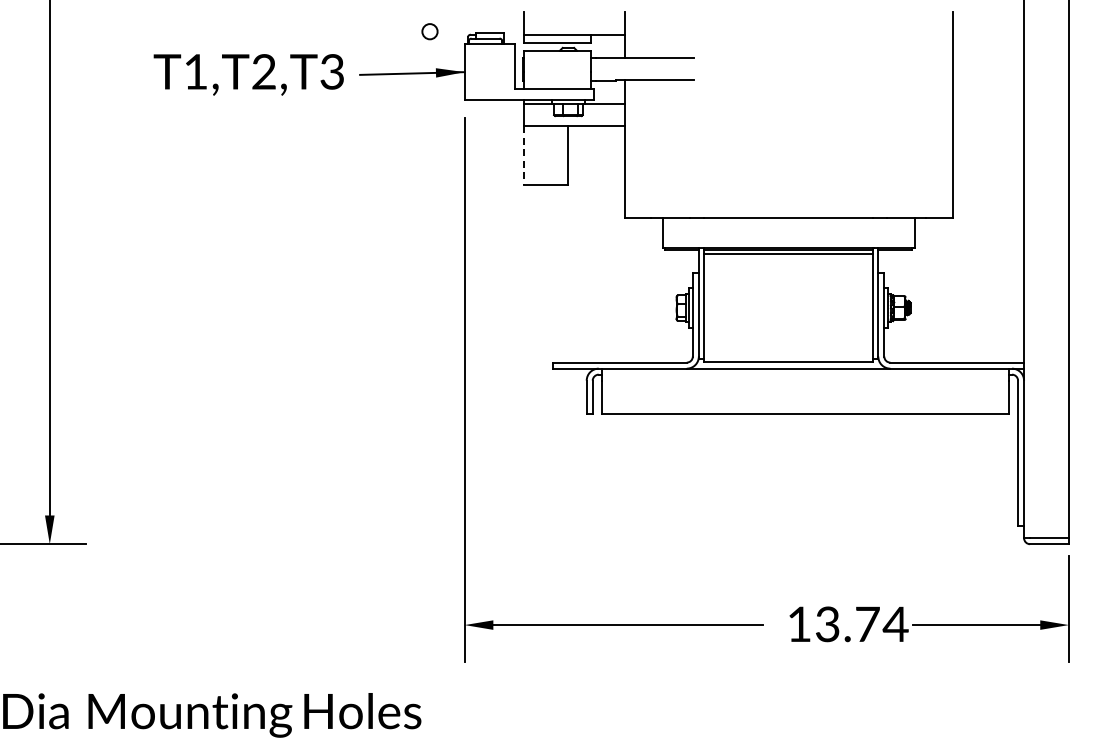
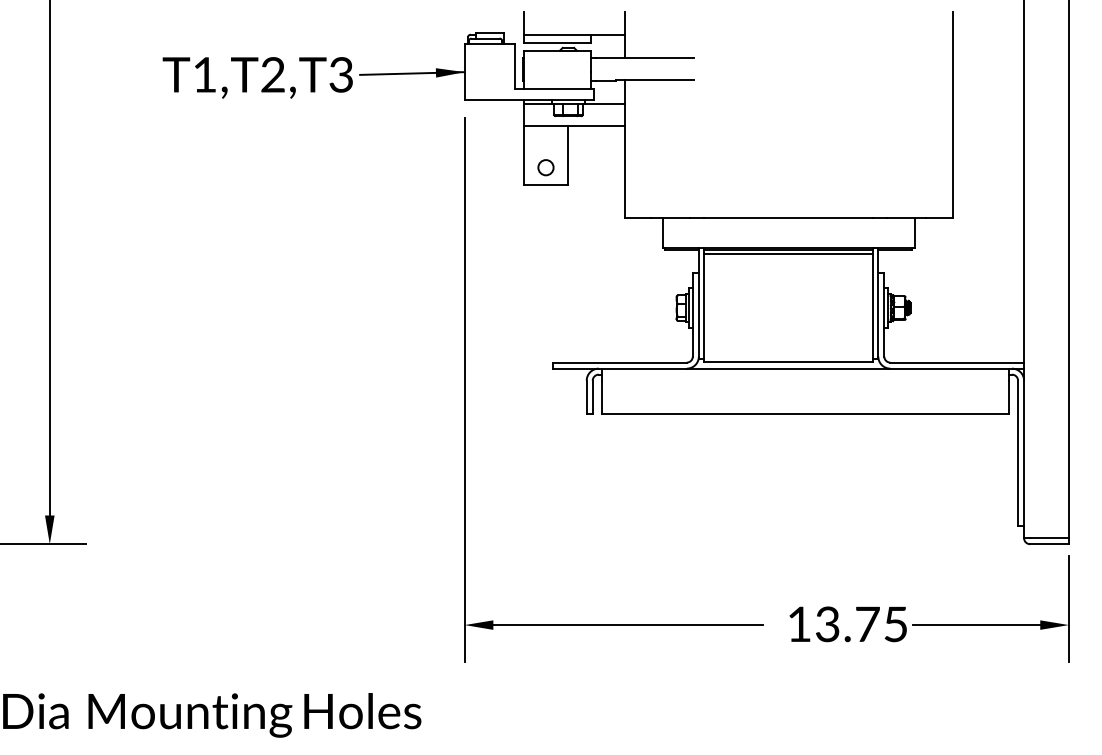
circle position: (429, 31) -> (545, 167) (545, 167)
text position: (248, 74) -> (257, 77) (257, 77)
line: dashed -> solid (523, 155)
text: 13.74 -> 13.75 (895, 624)
